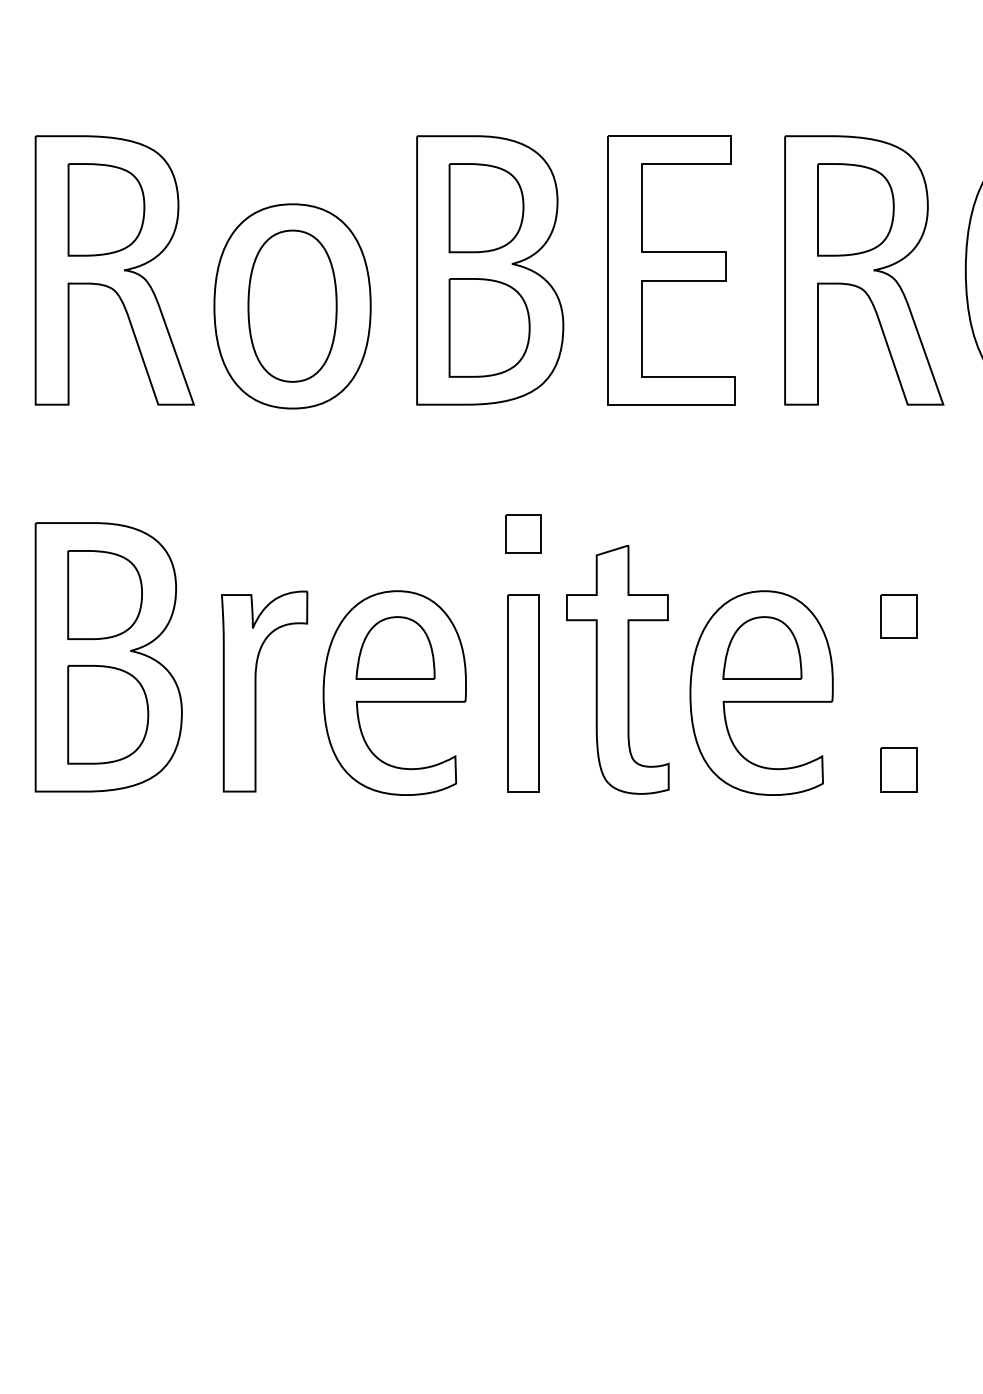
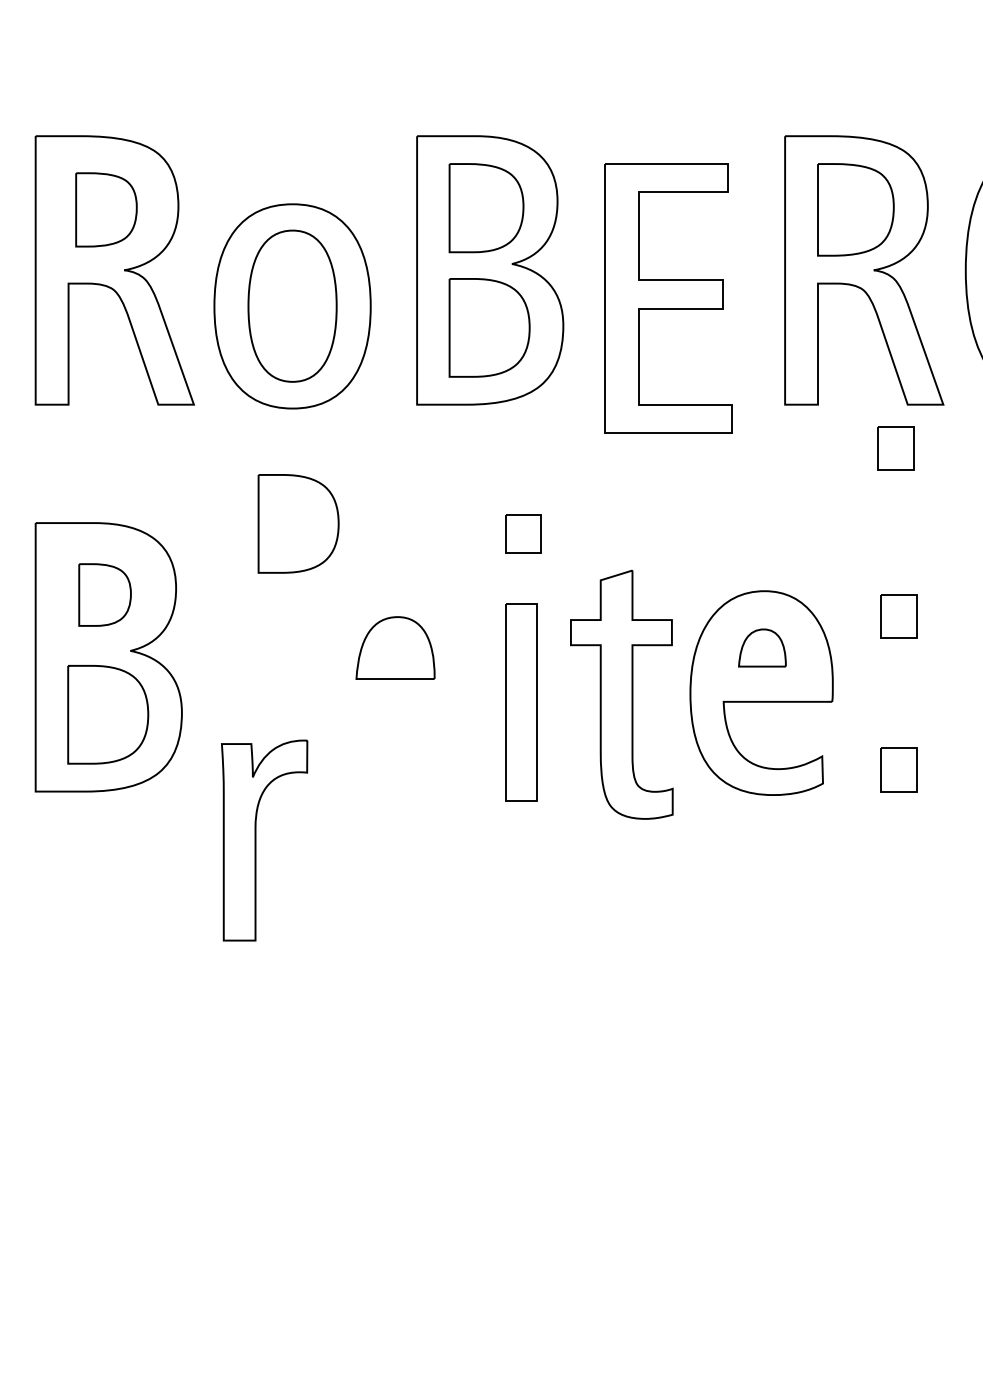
part size: 79x94 px -> 63x76 px (106, 209)
part position: (671, 270) -> (668, 298) (668, 298)
part: none -> present (895, 448)
part: none -> present (298, 523)
part size: 76x90 px -> 54x64 px (104, 594)
part size: 81x64 px -> 49x40 px (762, 647)
part position: (617, 669) -> (621, 694) (621, 694)
part position: (256, 691) -> (256, 840) (256, 840)
part: present -> none (394, 692)
part position: (523, 693) -> (521, 702) (521, 702)
